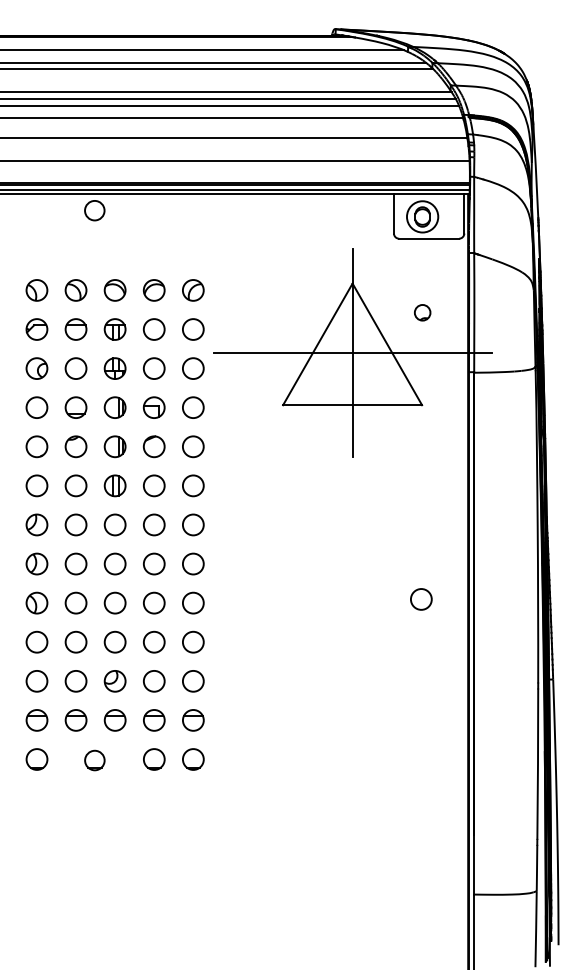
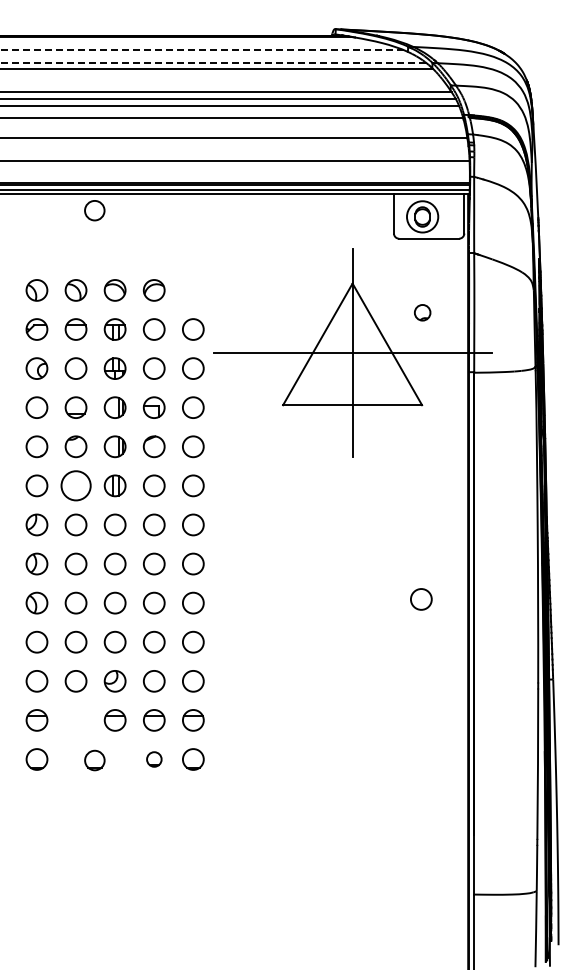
line: solid -> dashed (202, 50)
line: solid -> dashed (213, 62)
part: present -> none (193, 290)
circle size: 24x24 px -> 32x32 px (75, 485)
part: present -> none (75, 720)
circle size: 23x23 px -> 17x17 px (154, 759)
